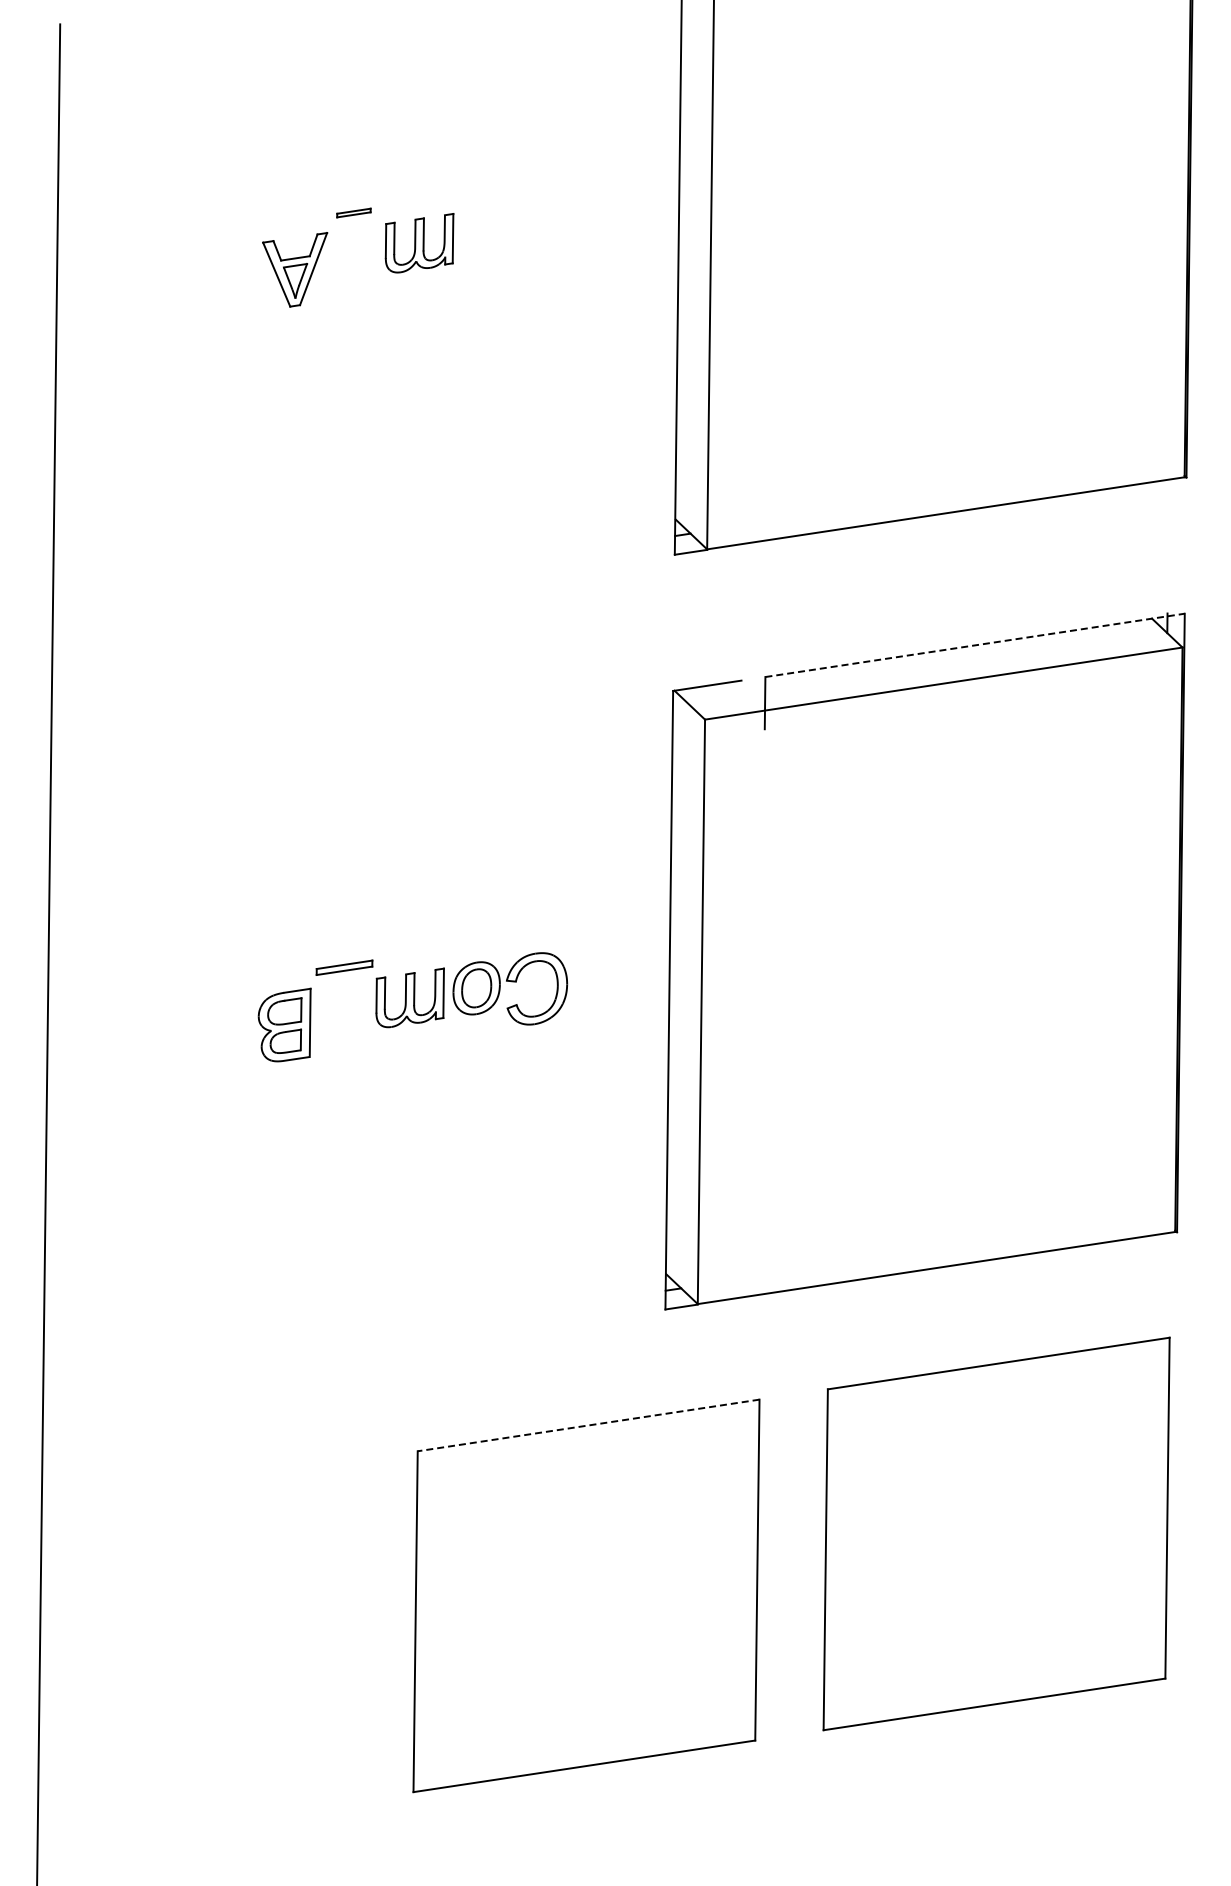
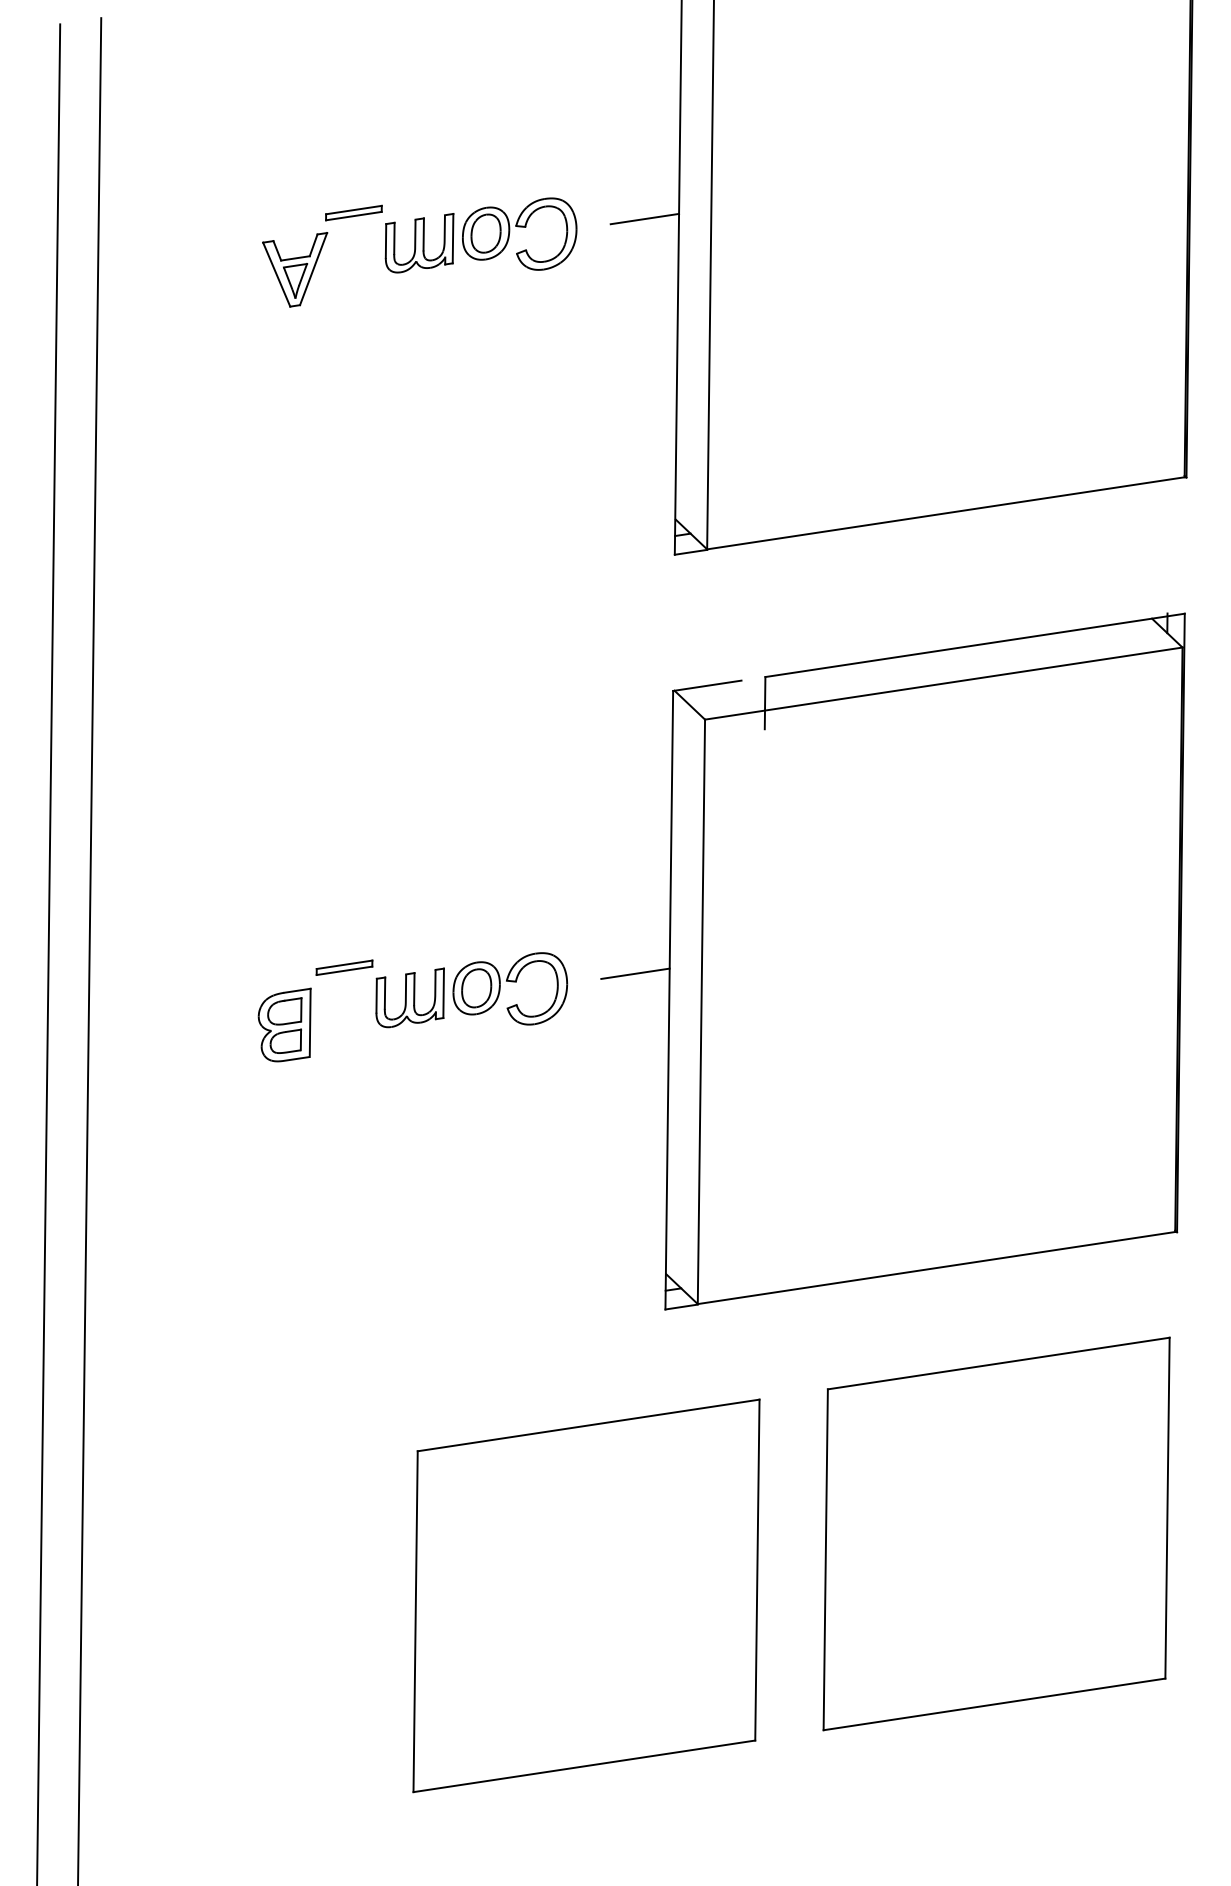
part size: 36x12 px -> 58x18 px (353, 212)
line: none -> present (644, 218)
part: none -> present (519, 233)
line: dashed -> solid (975, 645)
line: none -> present (89, 950)
line: none -> present (635, 973)
line: dashed -> solid (588, 1425)
